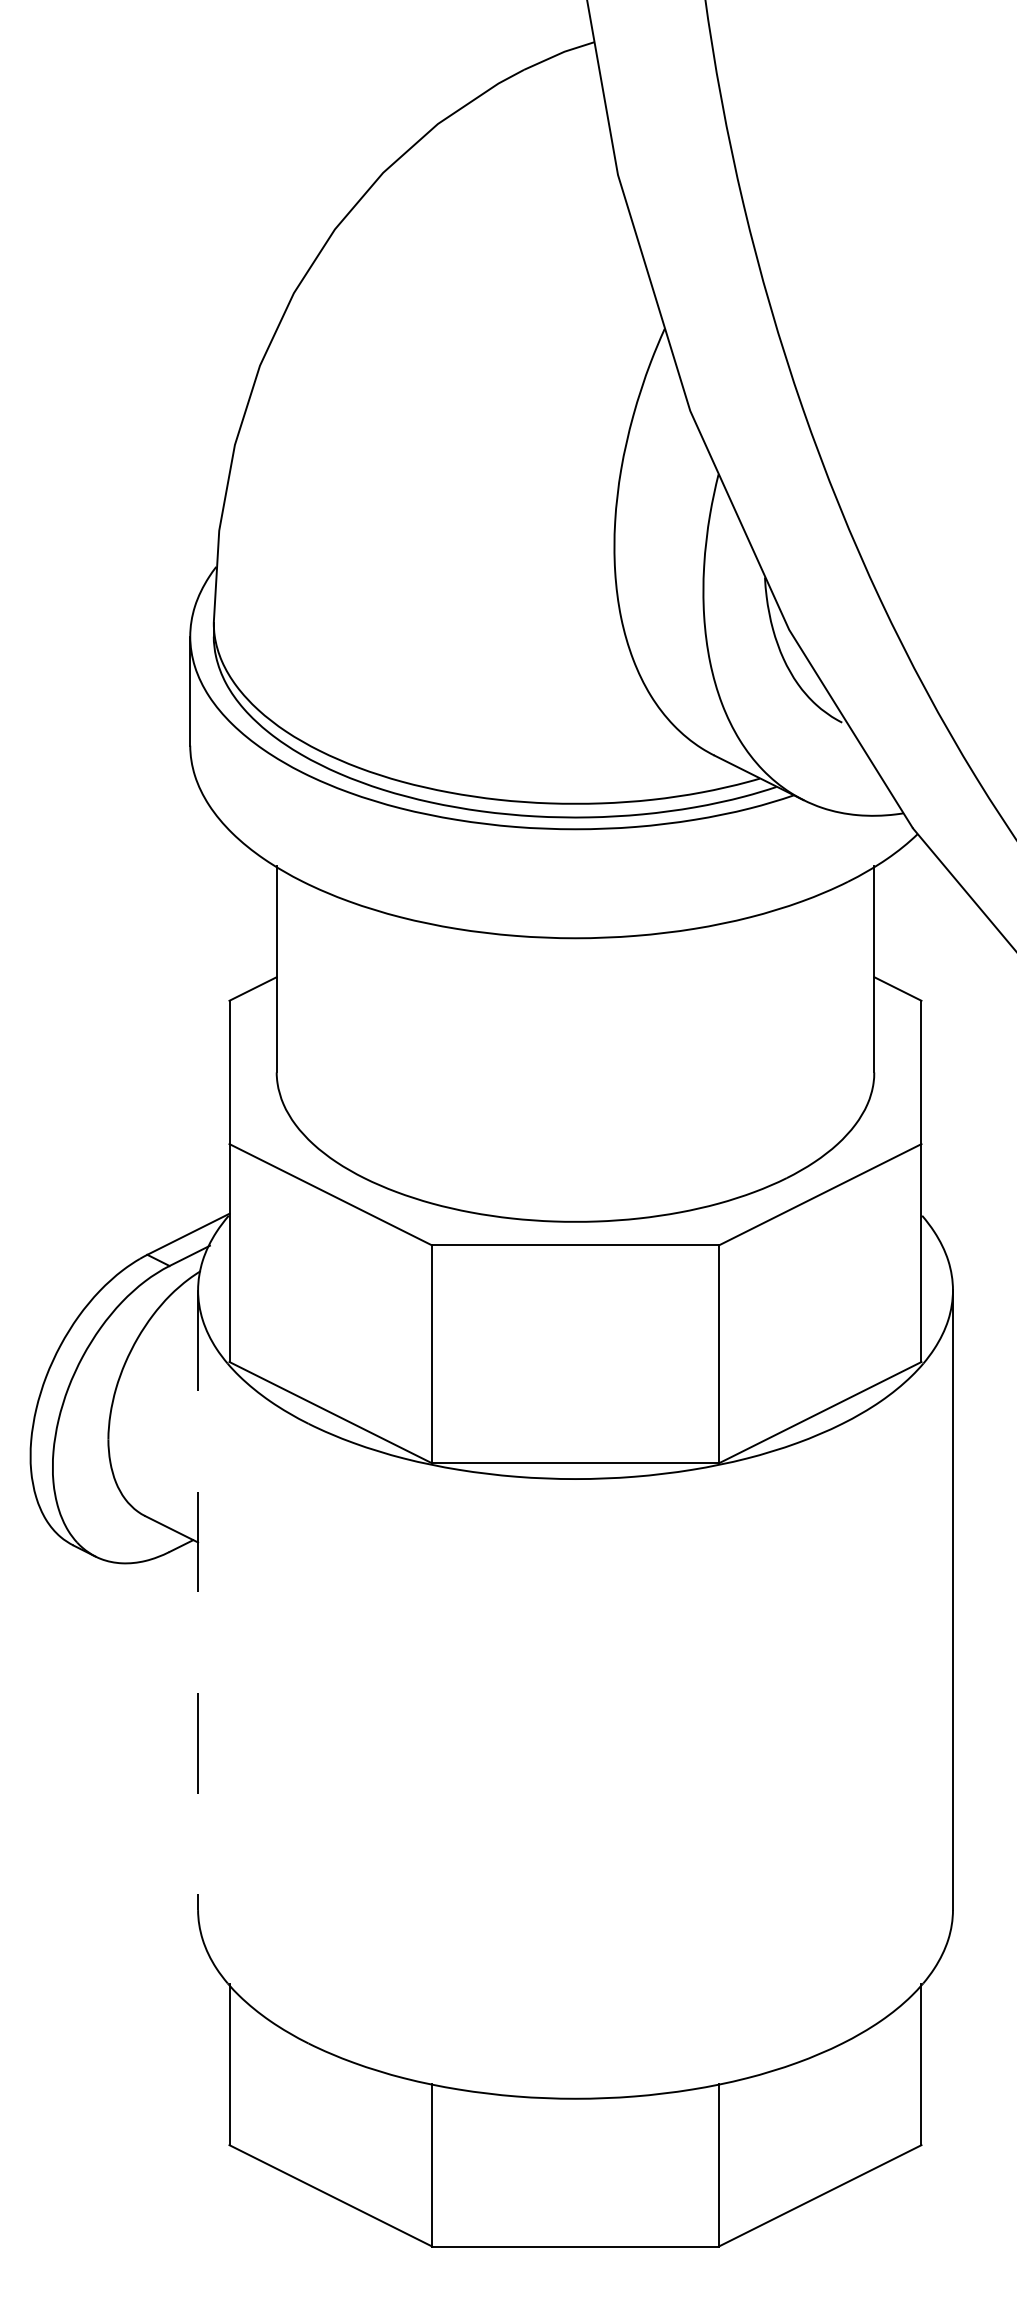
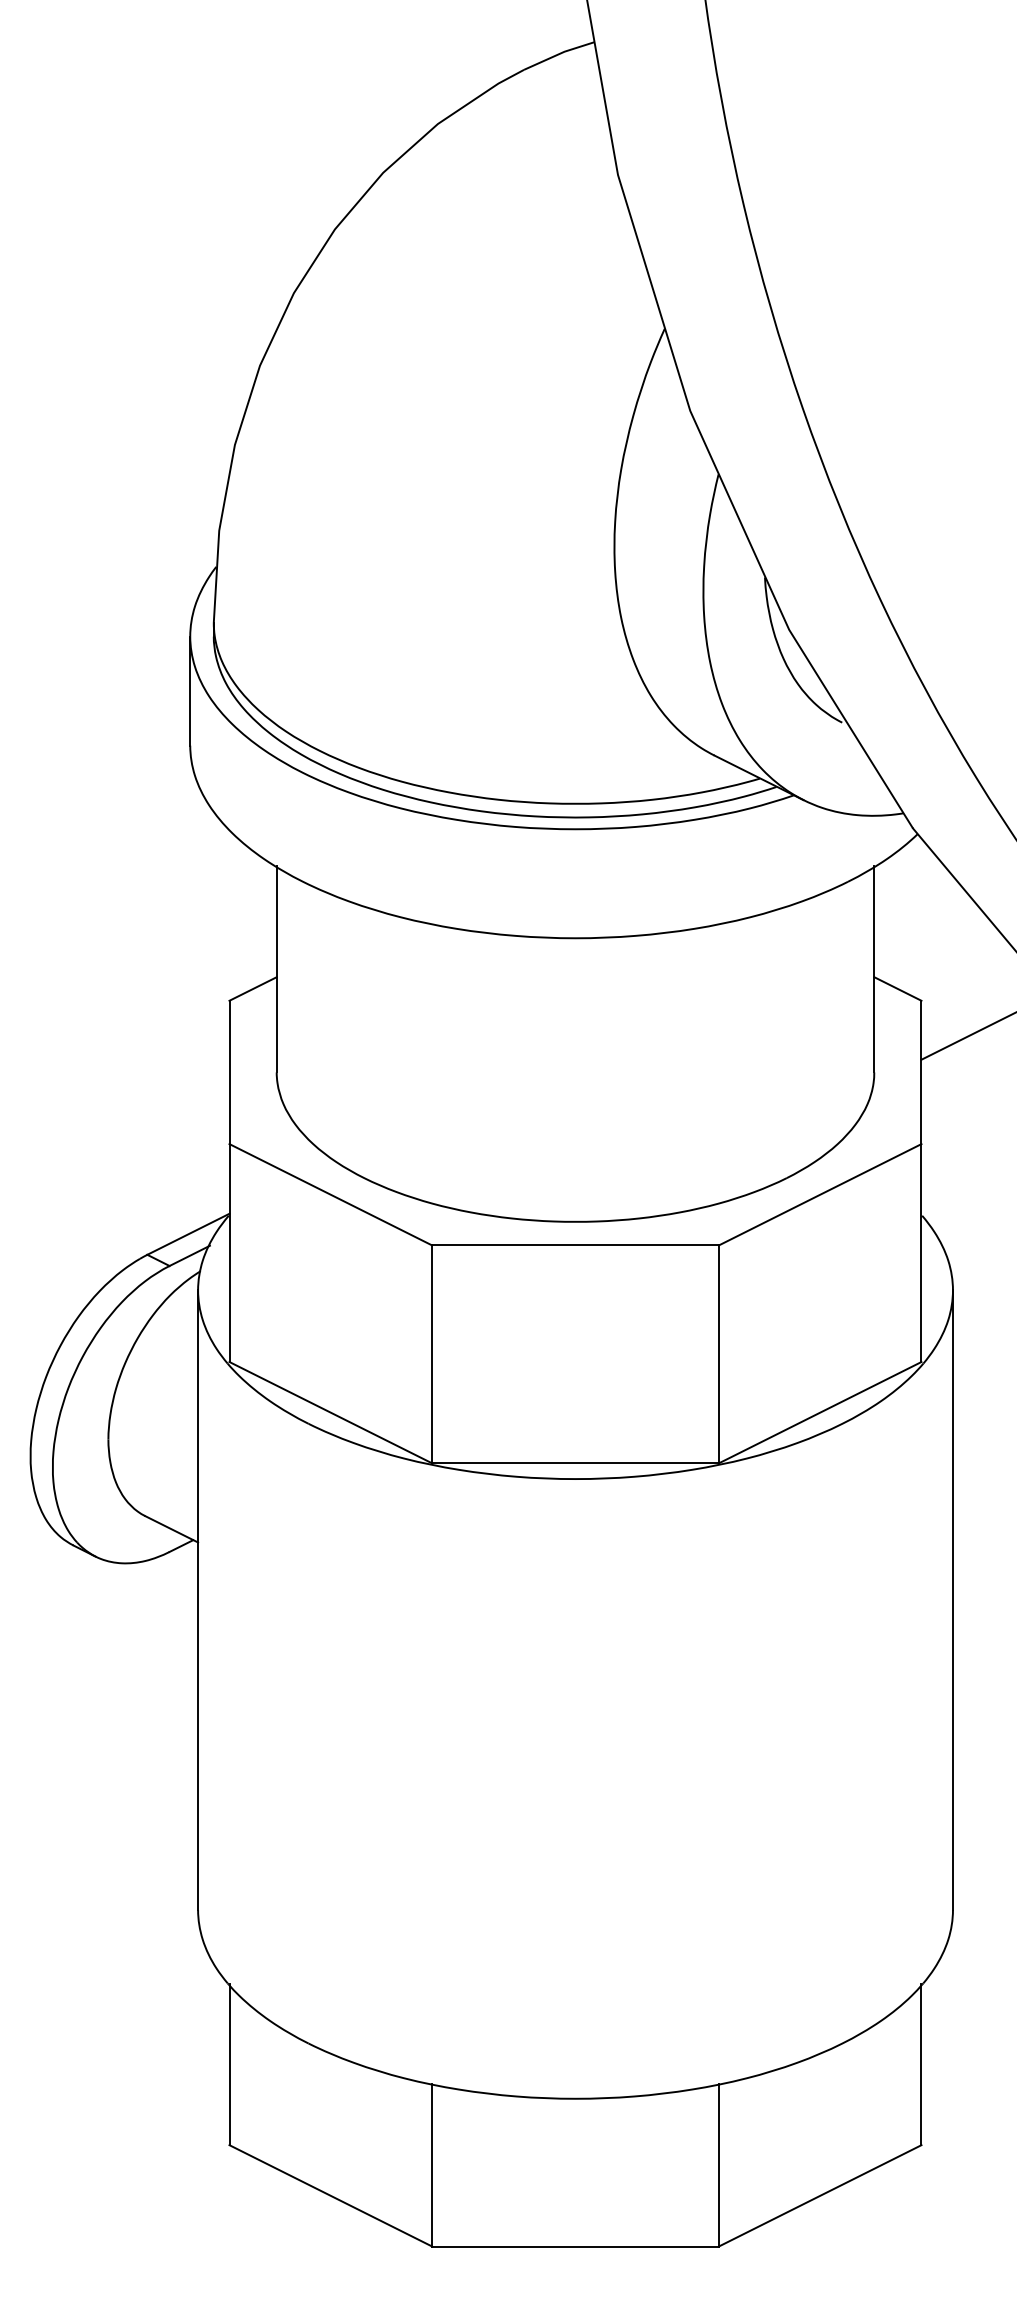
line: none -> present (967, 1036)
line: dashed -> solid (198, 1600)
